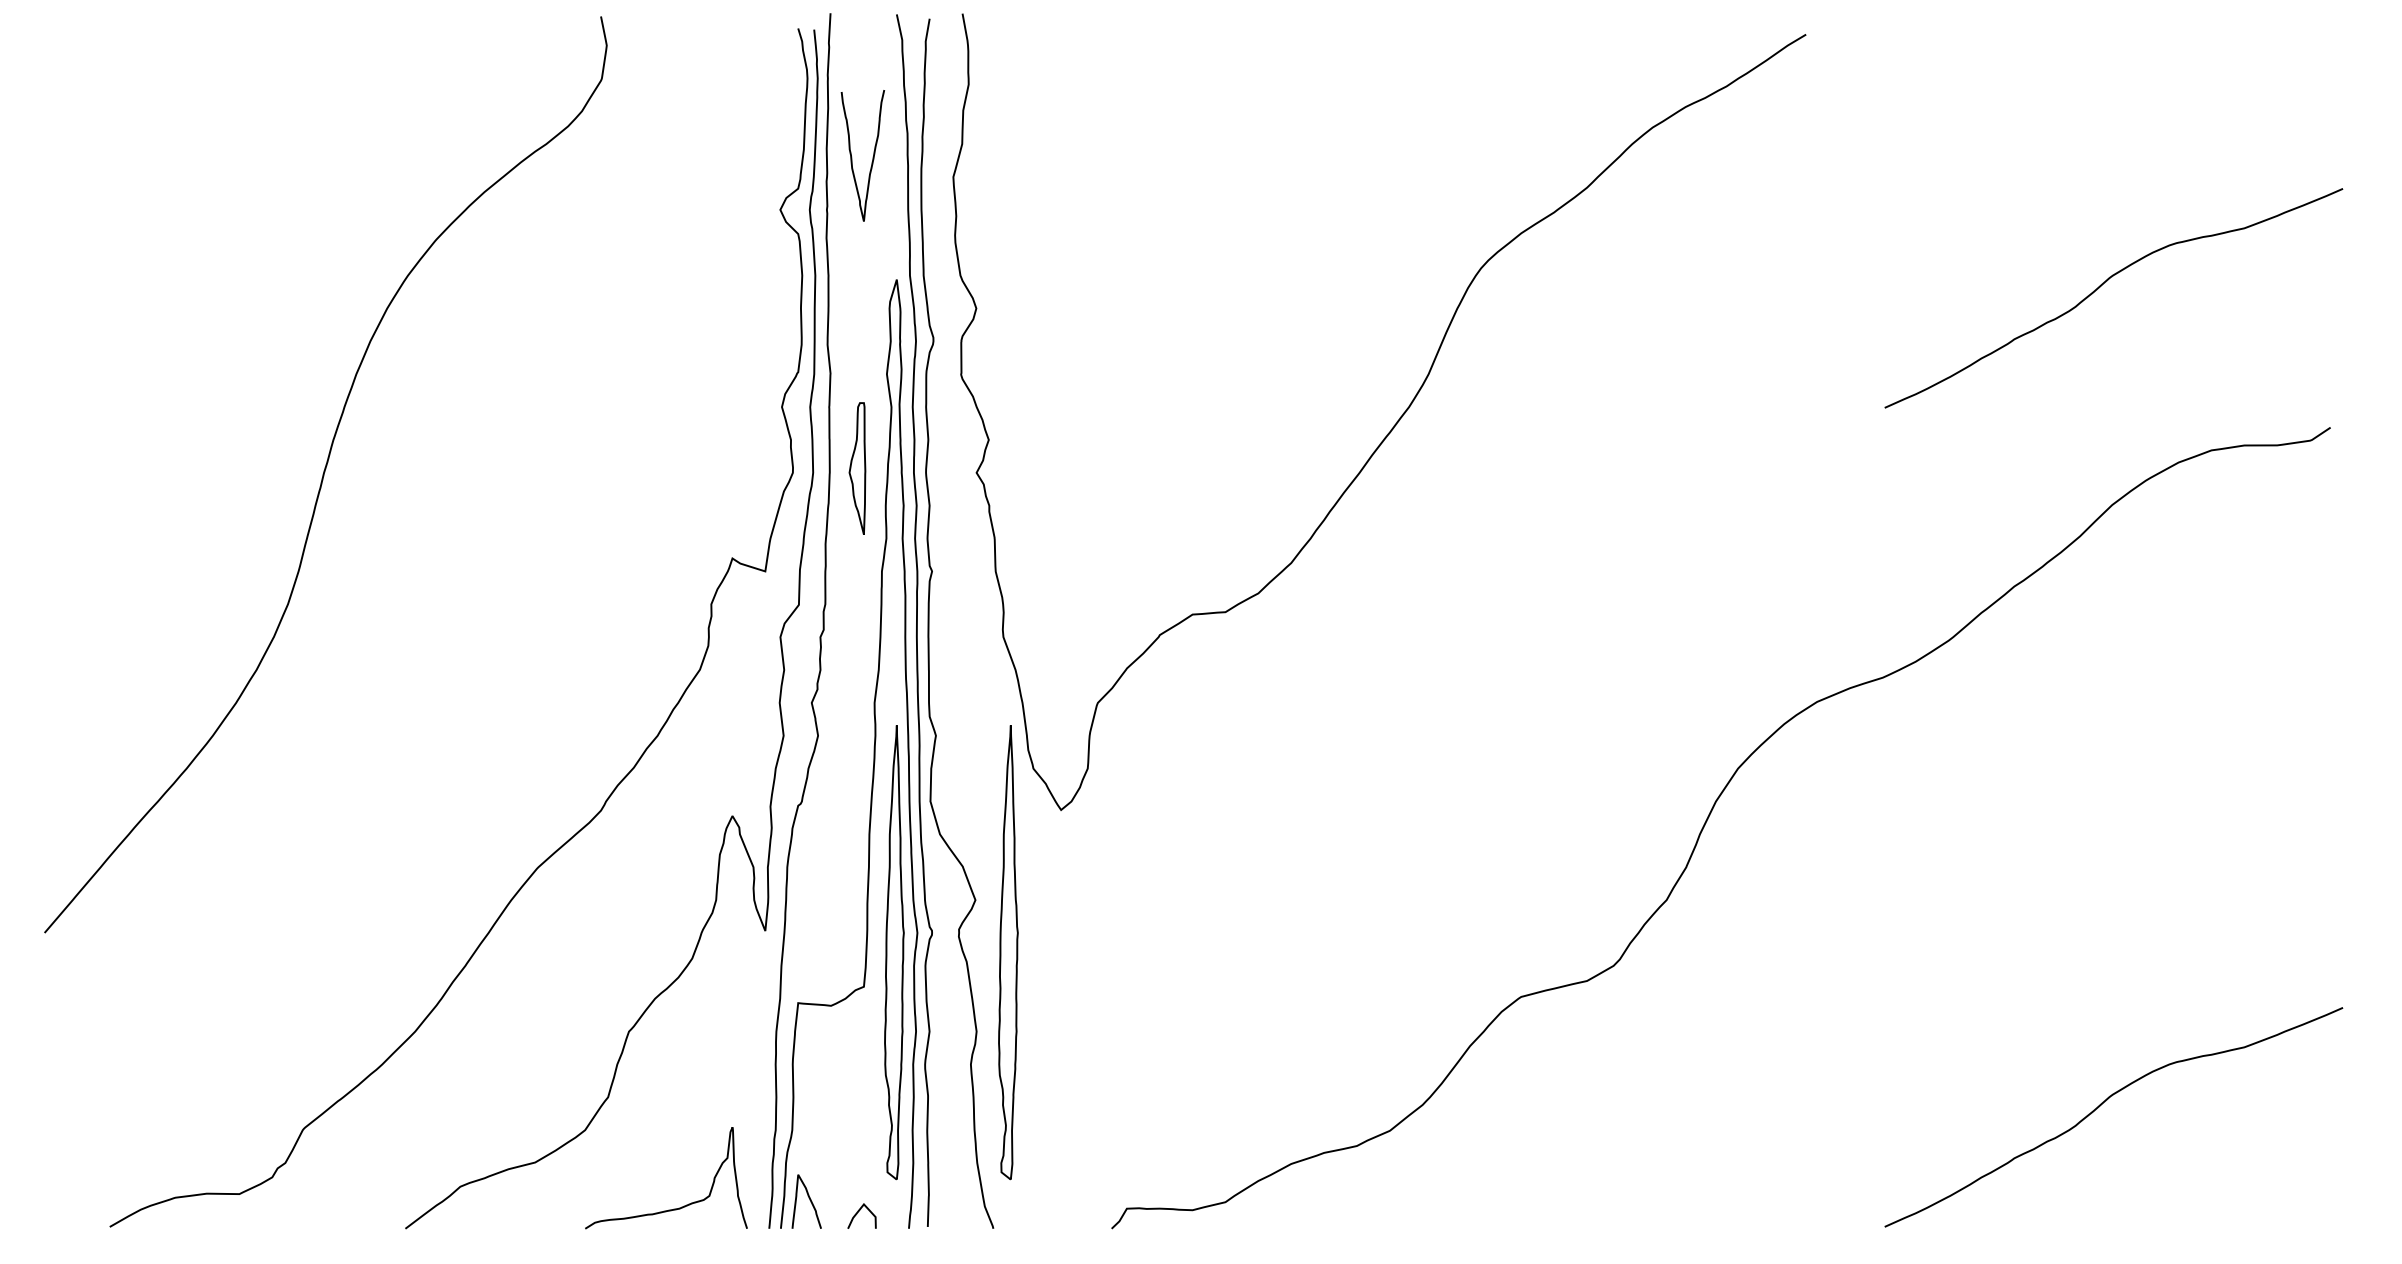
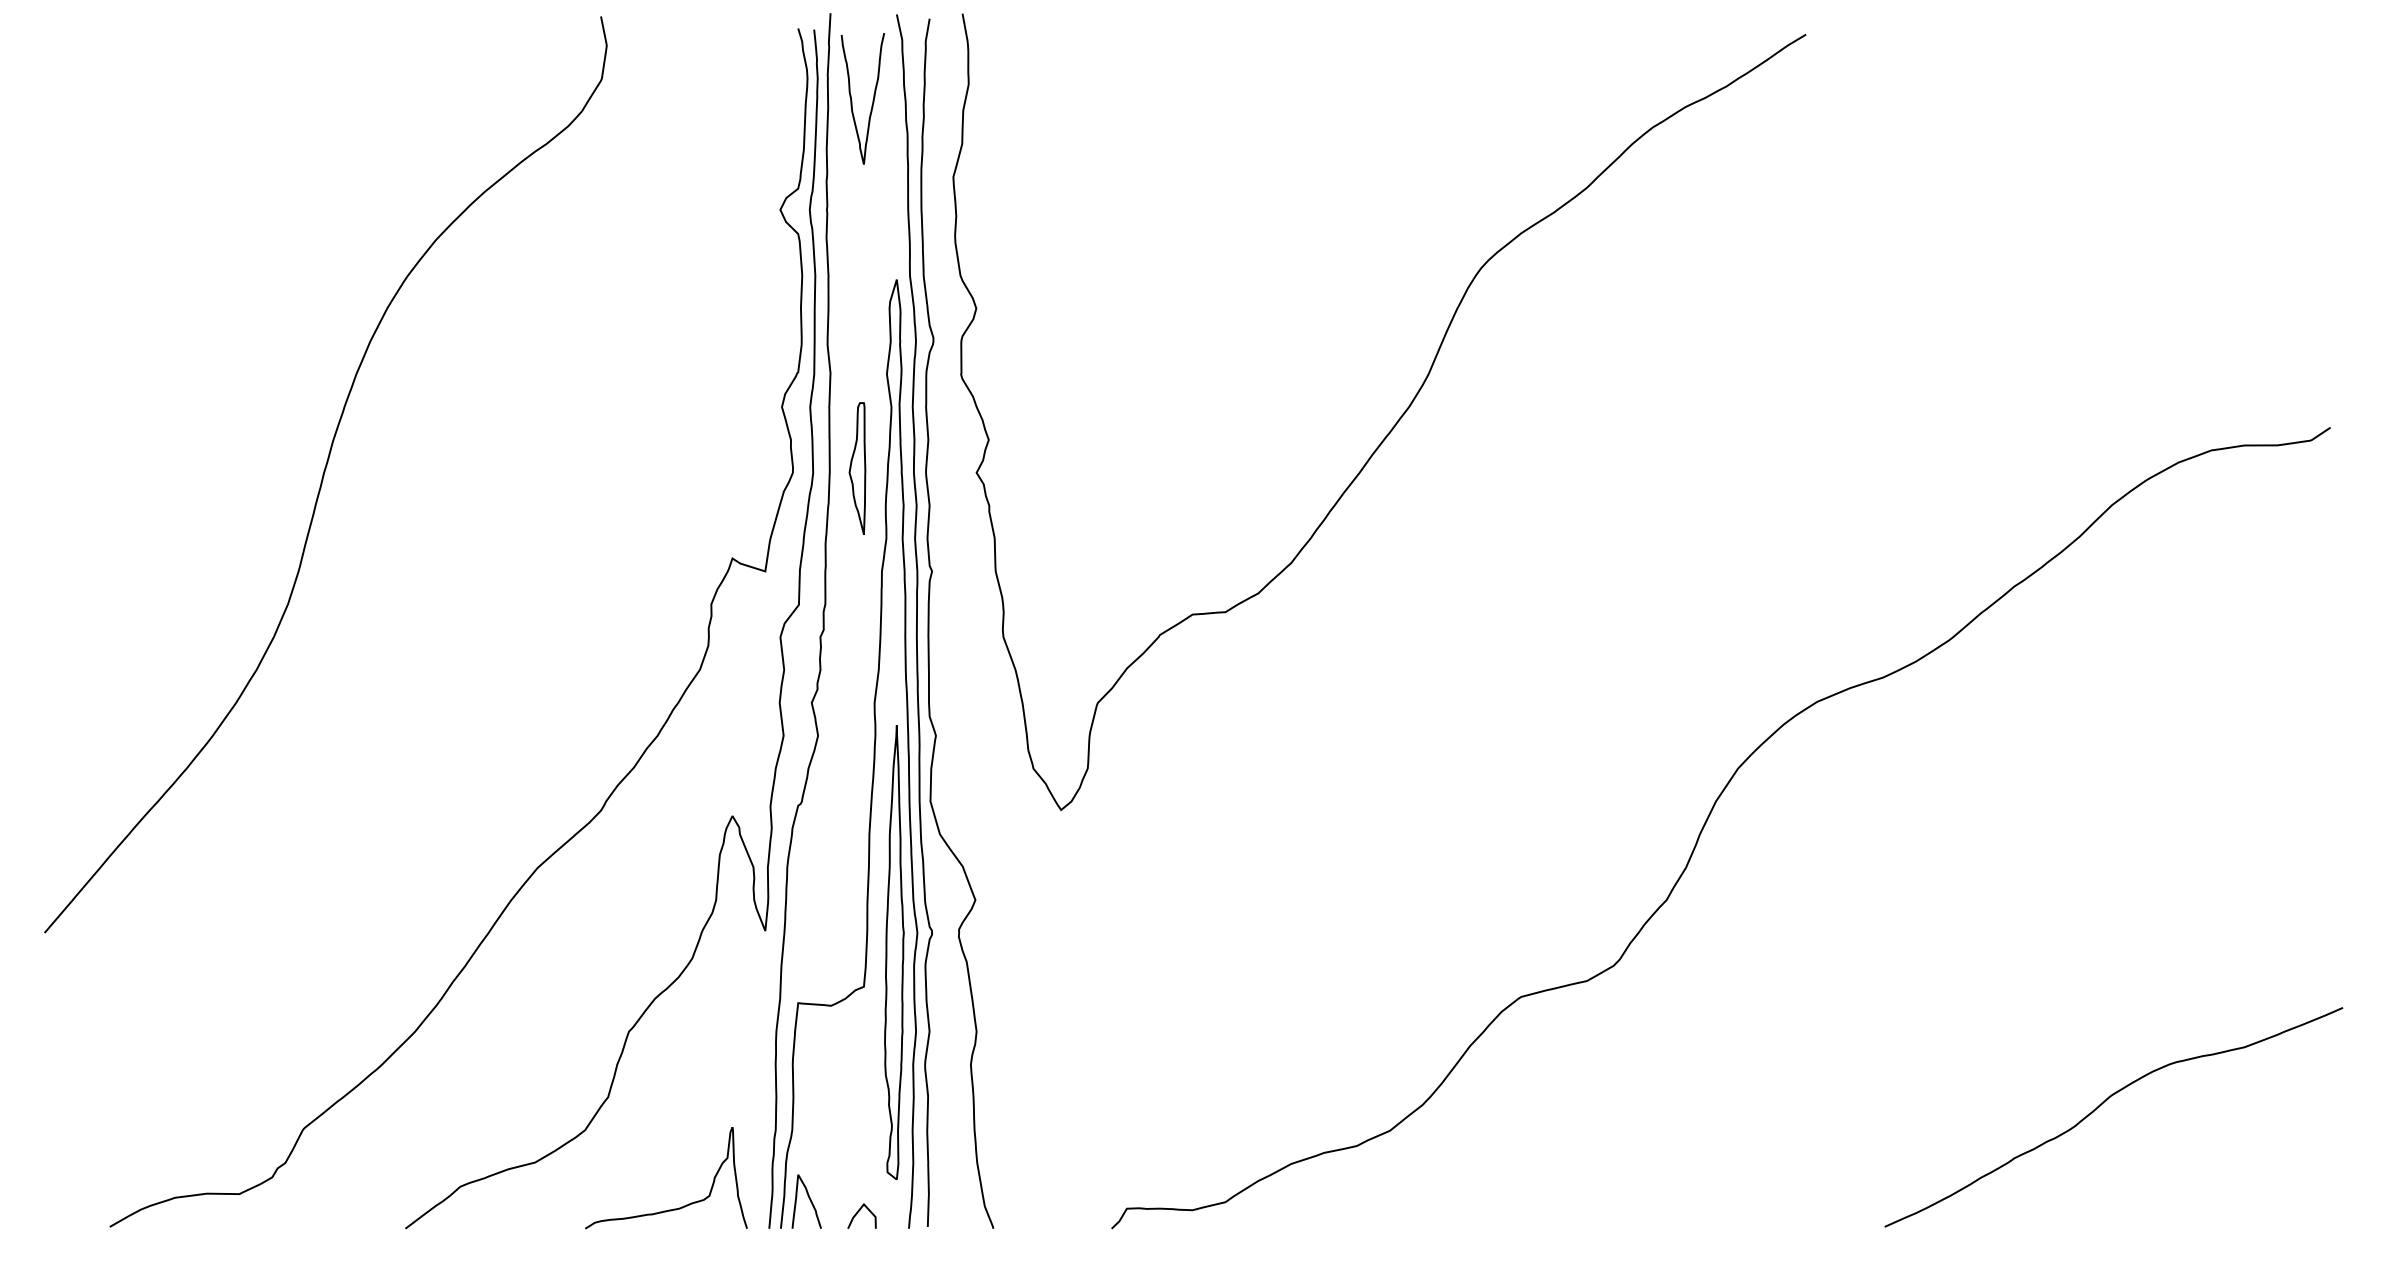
curve position: (852, 157) -> (852, 100) (852, 100)
curve: present -> none (2101, 286)
part: present -> none (1008, 952)
